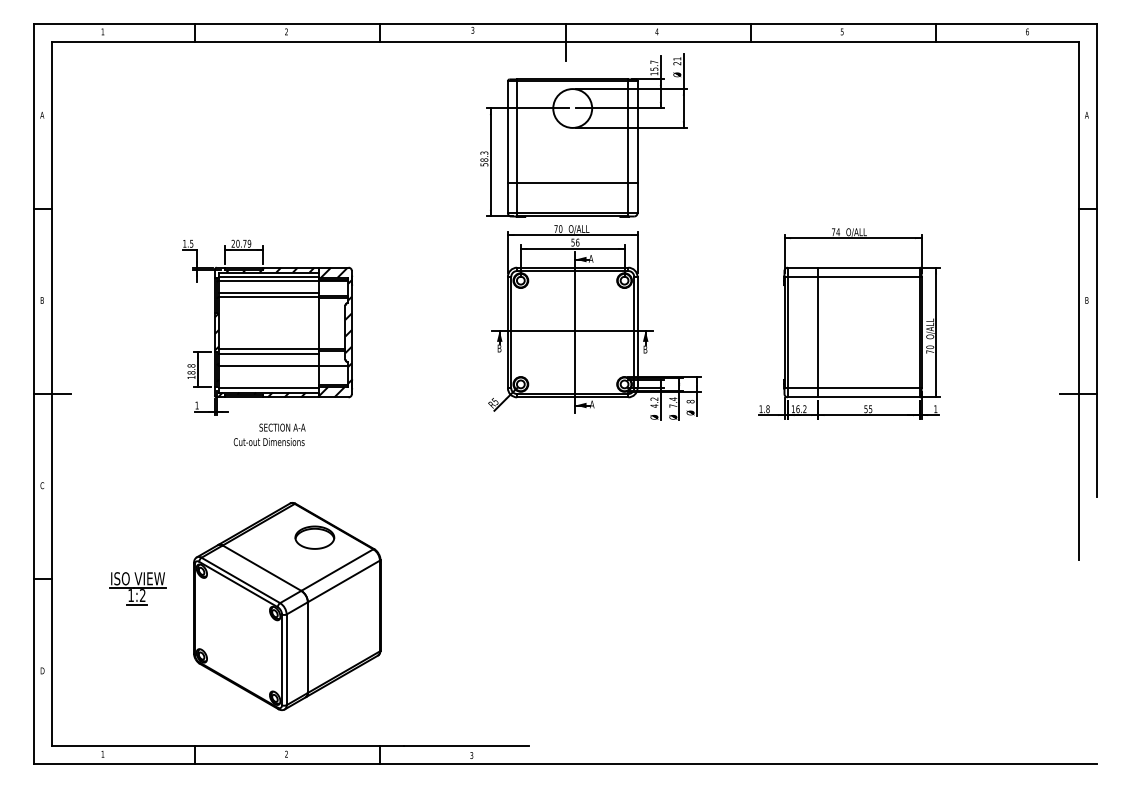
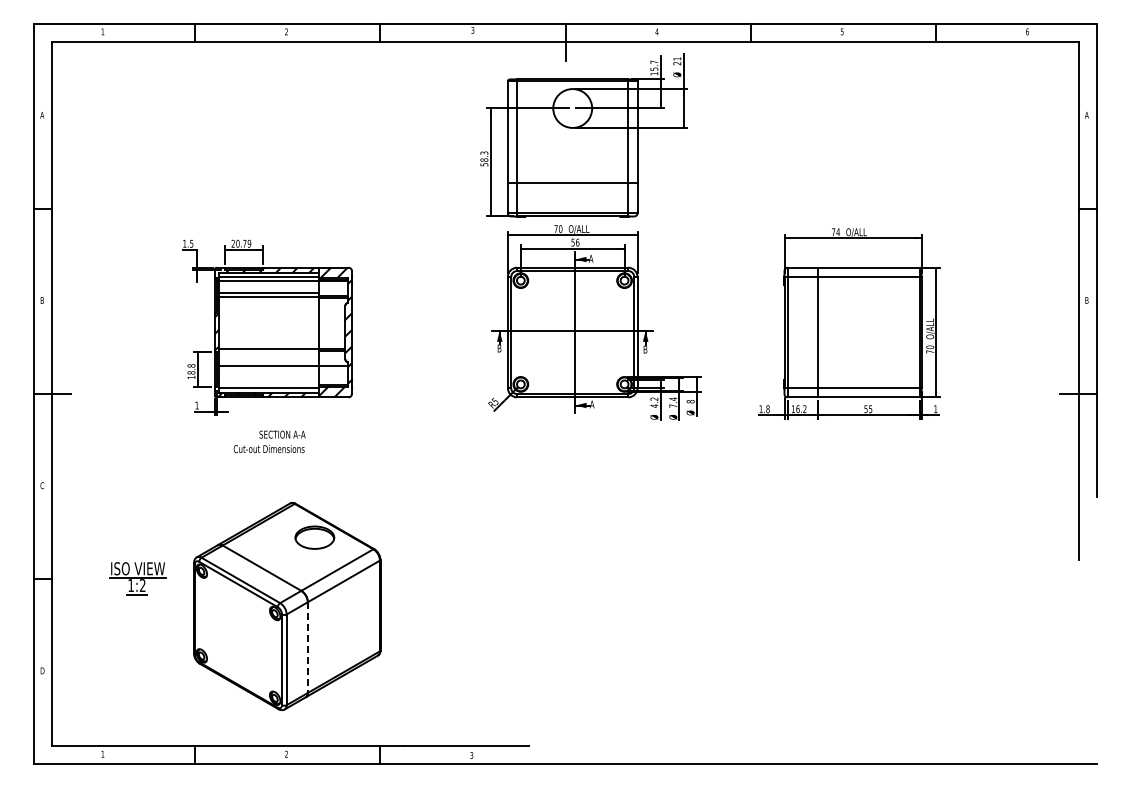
line: present -> none (268, 353)
text position: (269, 434) -> (269, 441) (269, 441)
part position: (137, 588) -> (137, 578) (137, 578)
line: solid -> dashed (307, 648)
